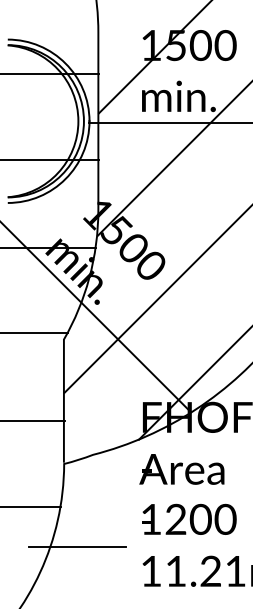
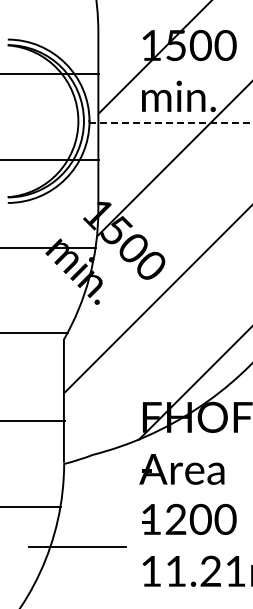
line: solid -> dashed (171, 122)
line: present -> none (96, 317)
